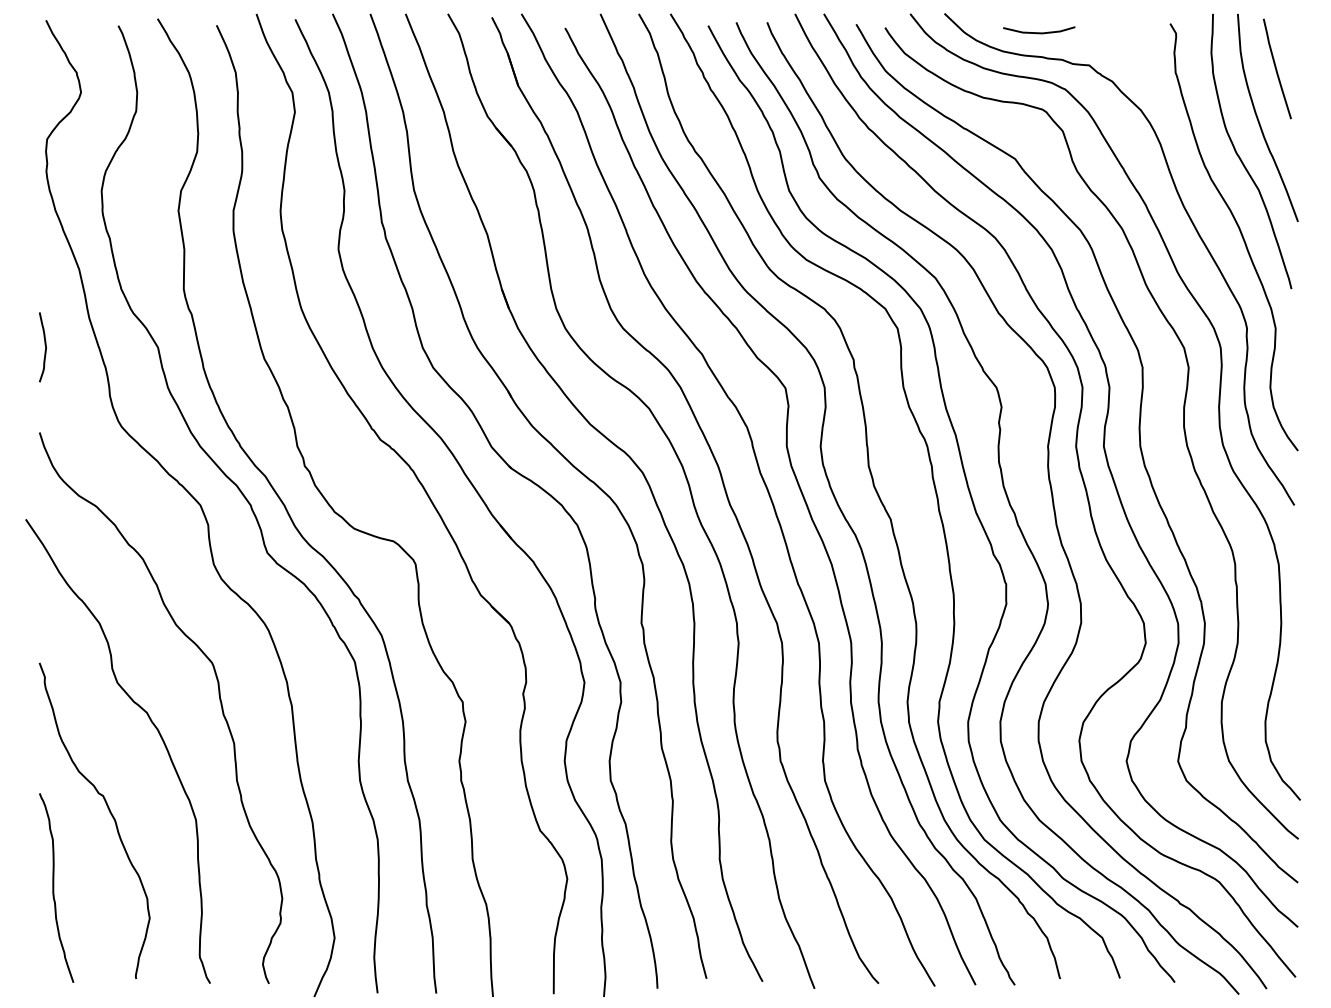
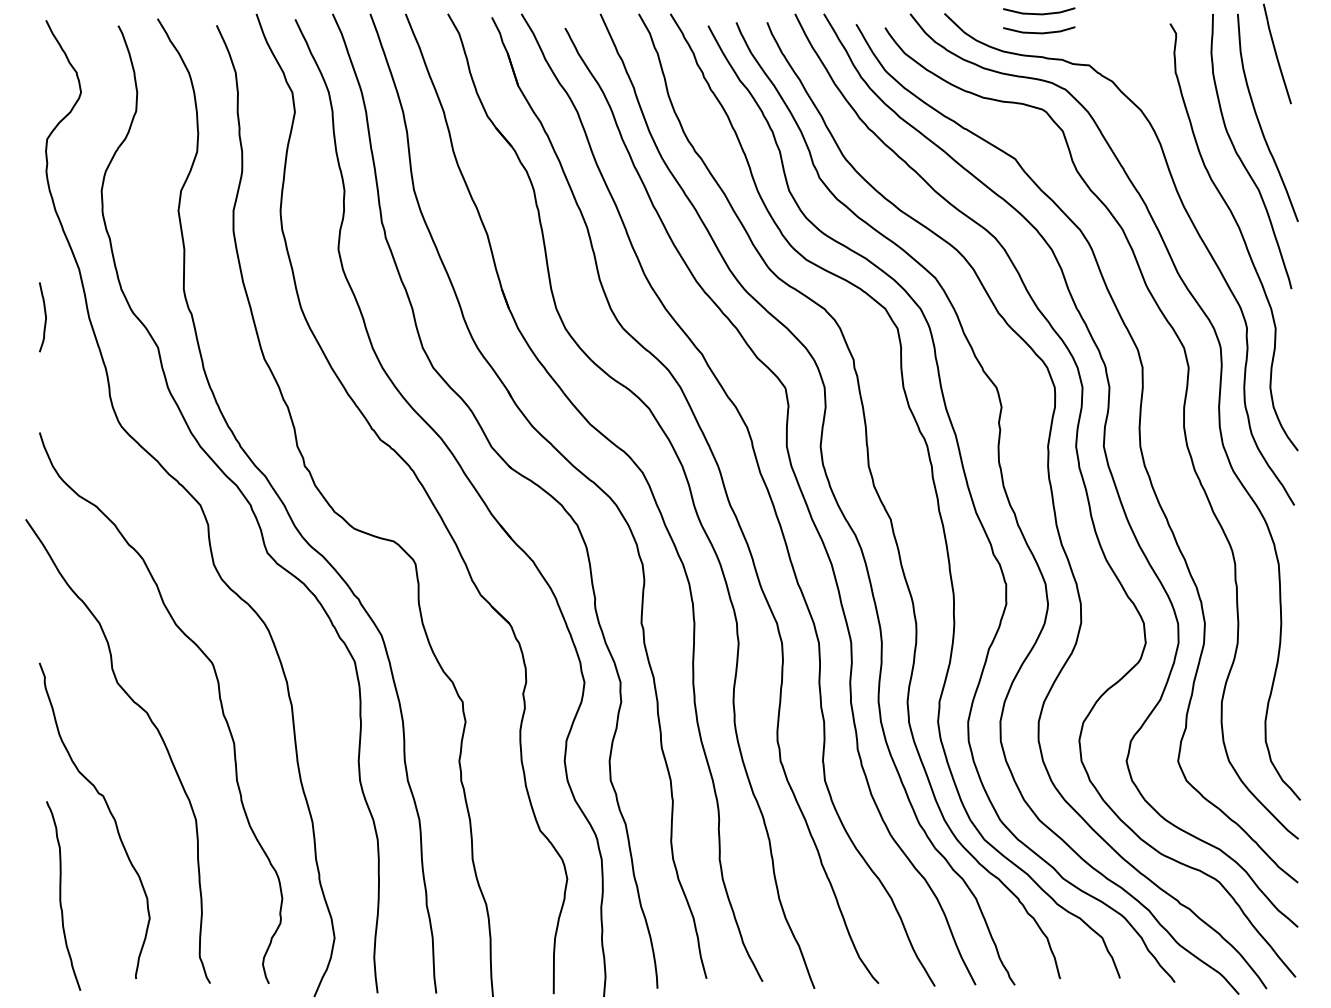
line: none -> present (1039, 13)
curve position: (1276, 68) -> (1276, 53) (1276, 53)
curve position: (44, 345) -> (44, 315) (44, 315)
curve position: (54, 887) -> (61, 895) (61, 895)
